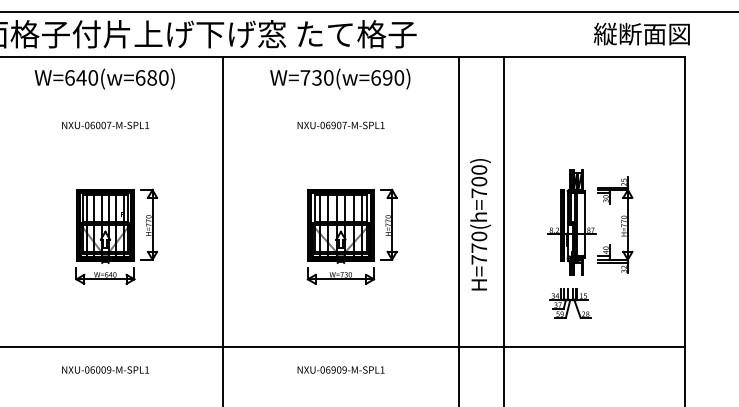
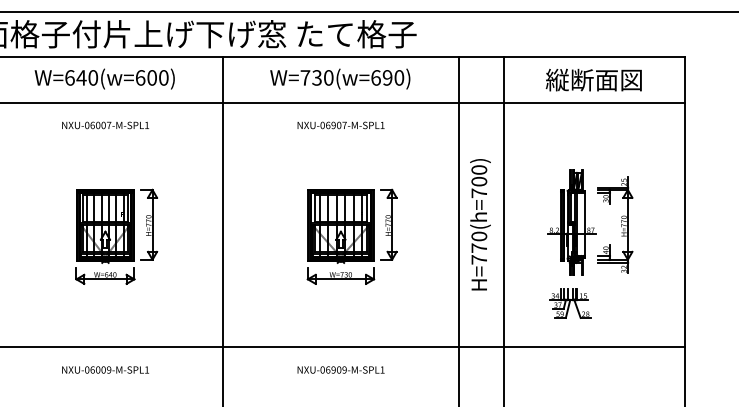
text position: (641, 33) -> (593, 79) (593, 79)
text: W=640(w=680) -> W=640(w=600) (151, 77)
line: none -> present (343, 102)
